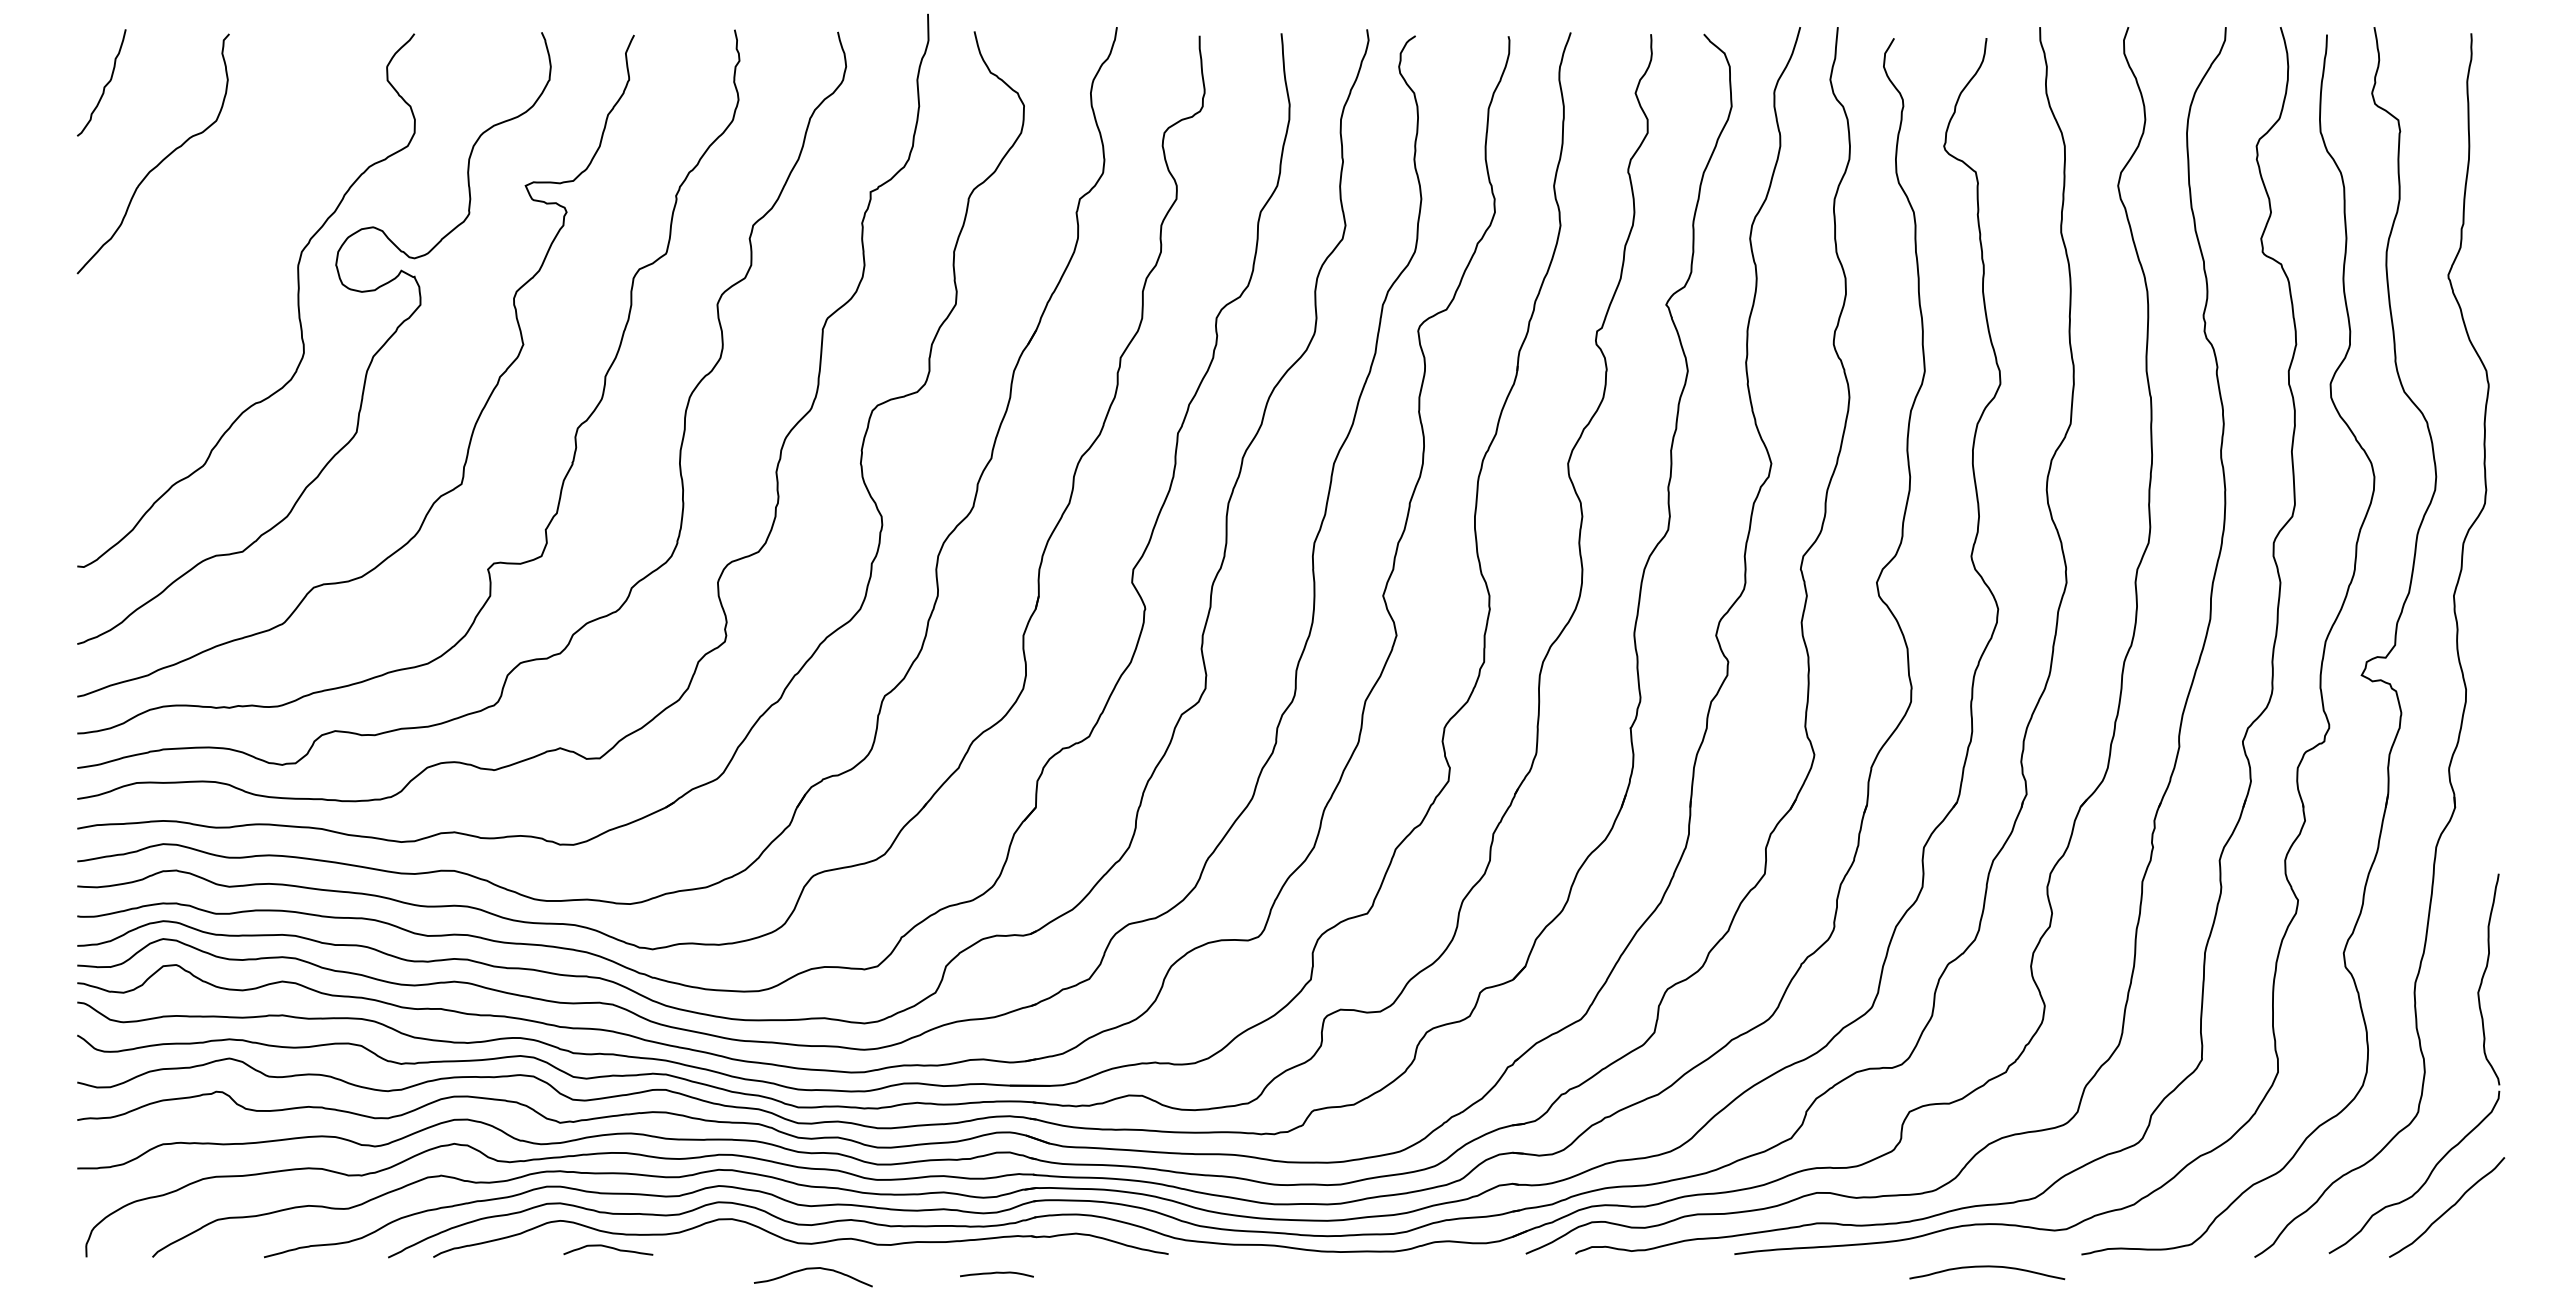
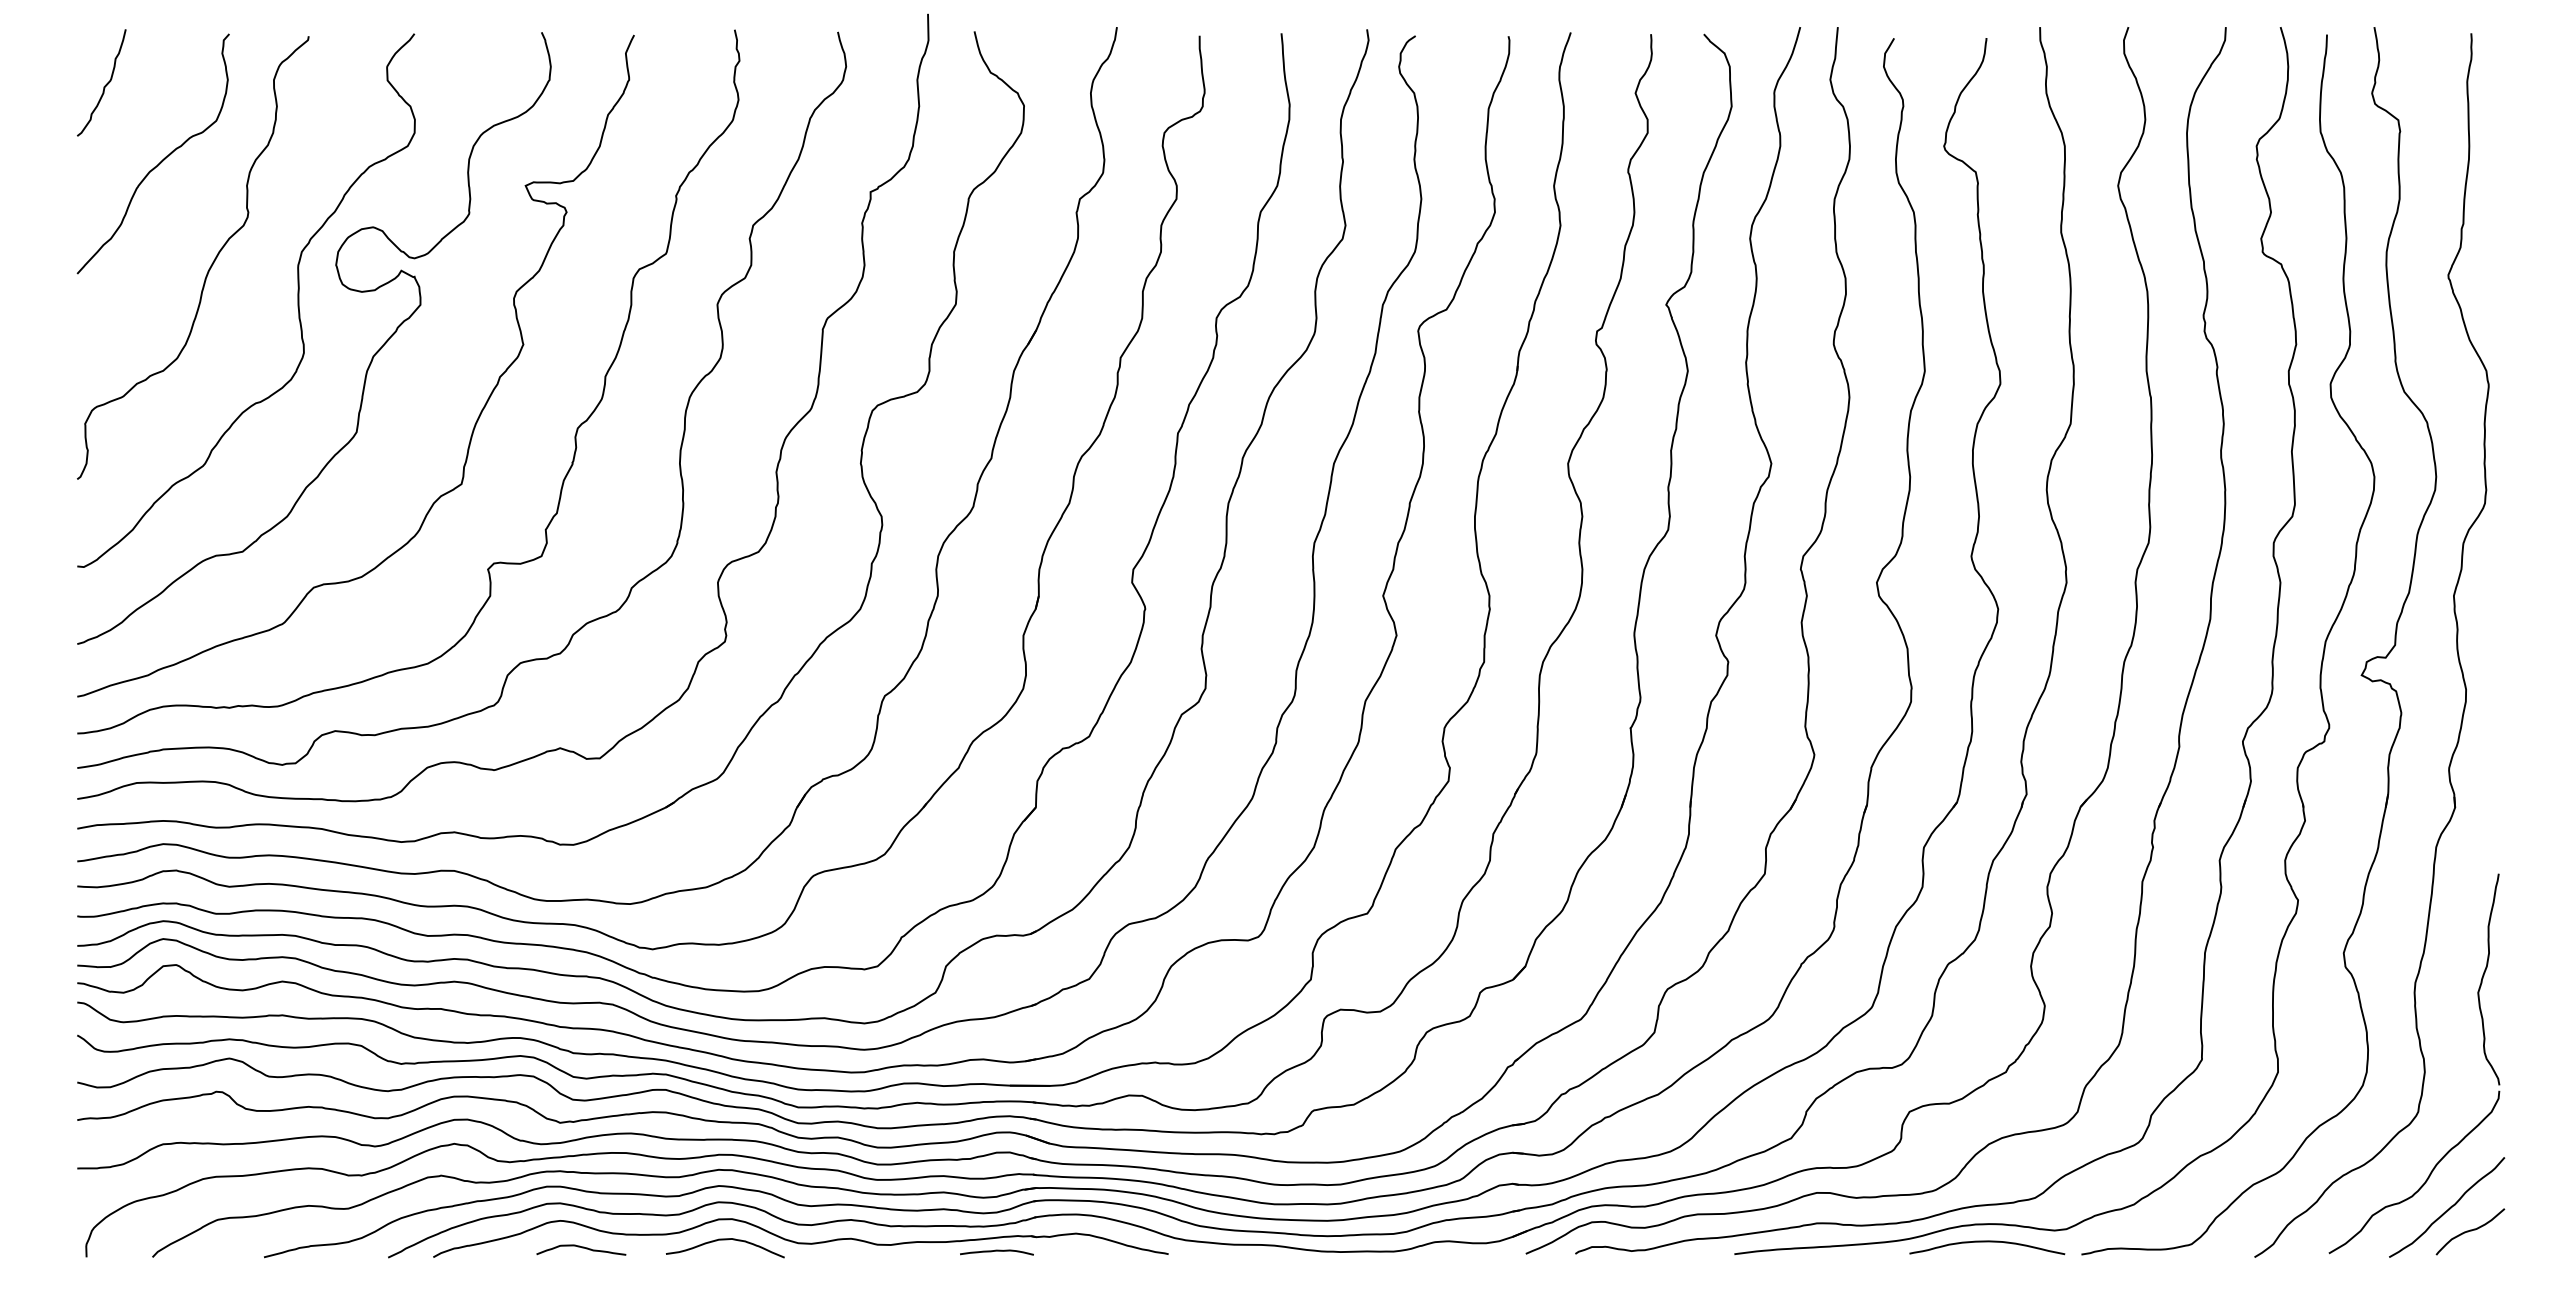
curve: none -> present (210, 265)
curve: none -> present (2470, 1231)
curve position: (609, 1248) -> (582, 1248) (582, 1248)
curve position: (1987, 1267) -> (1987, 1242) (1987, 1242)
curve position: (813, 1269) -> (725, 1240) (725, 1240)
curve position: (996, 1273) -> (996, 1251) (996, 1251)
